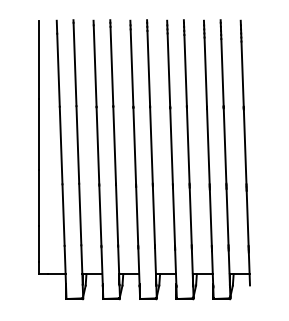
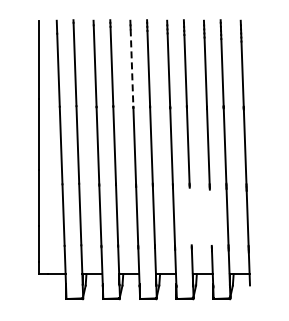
line: solid -> dashed (132, 68)
line: present -> none (190, 216)
line: present -> none (210, 217)
